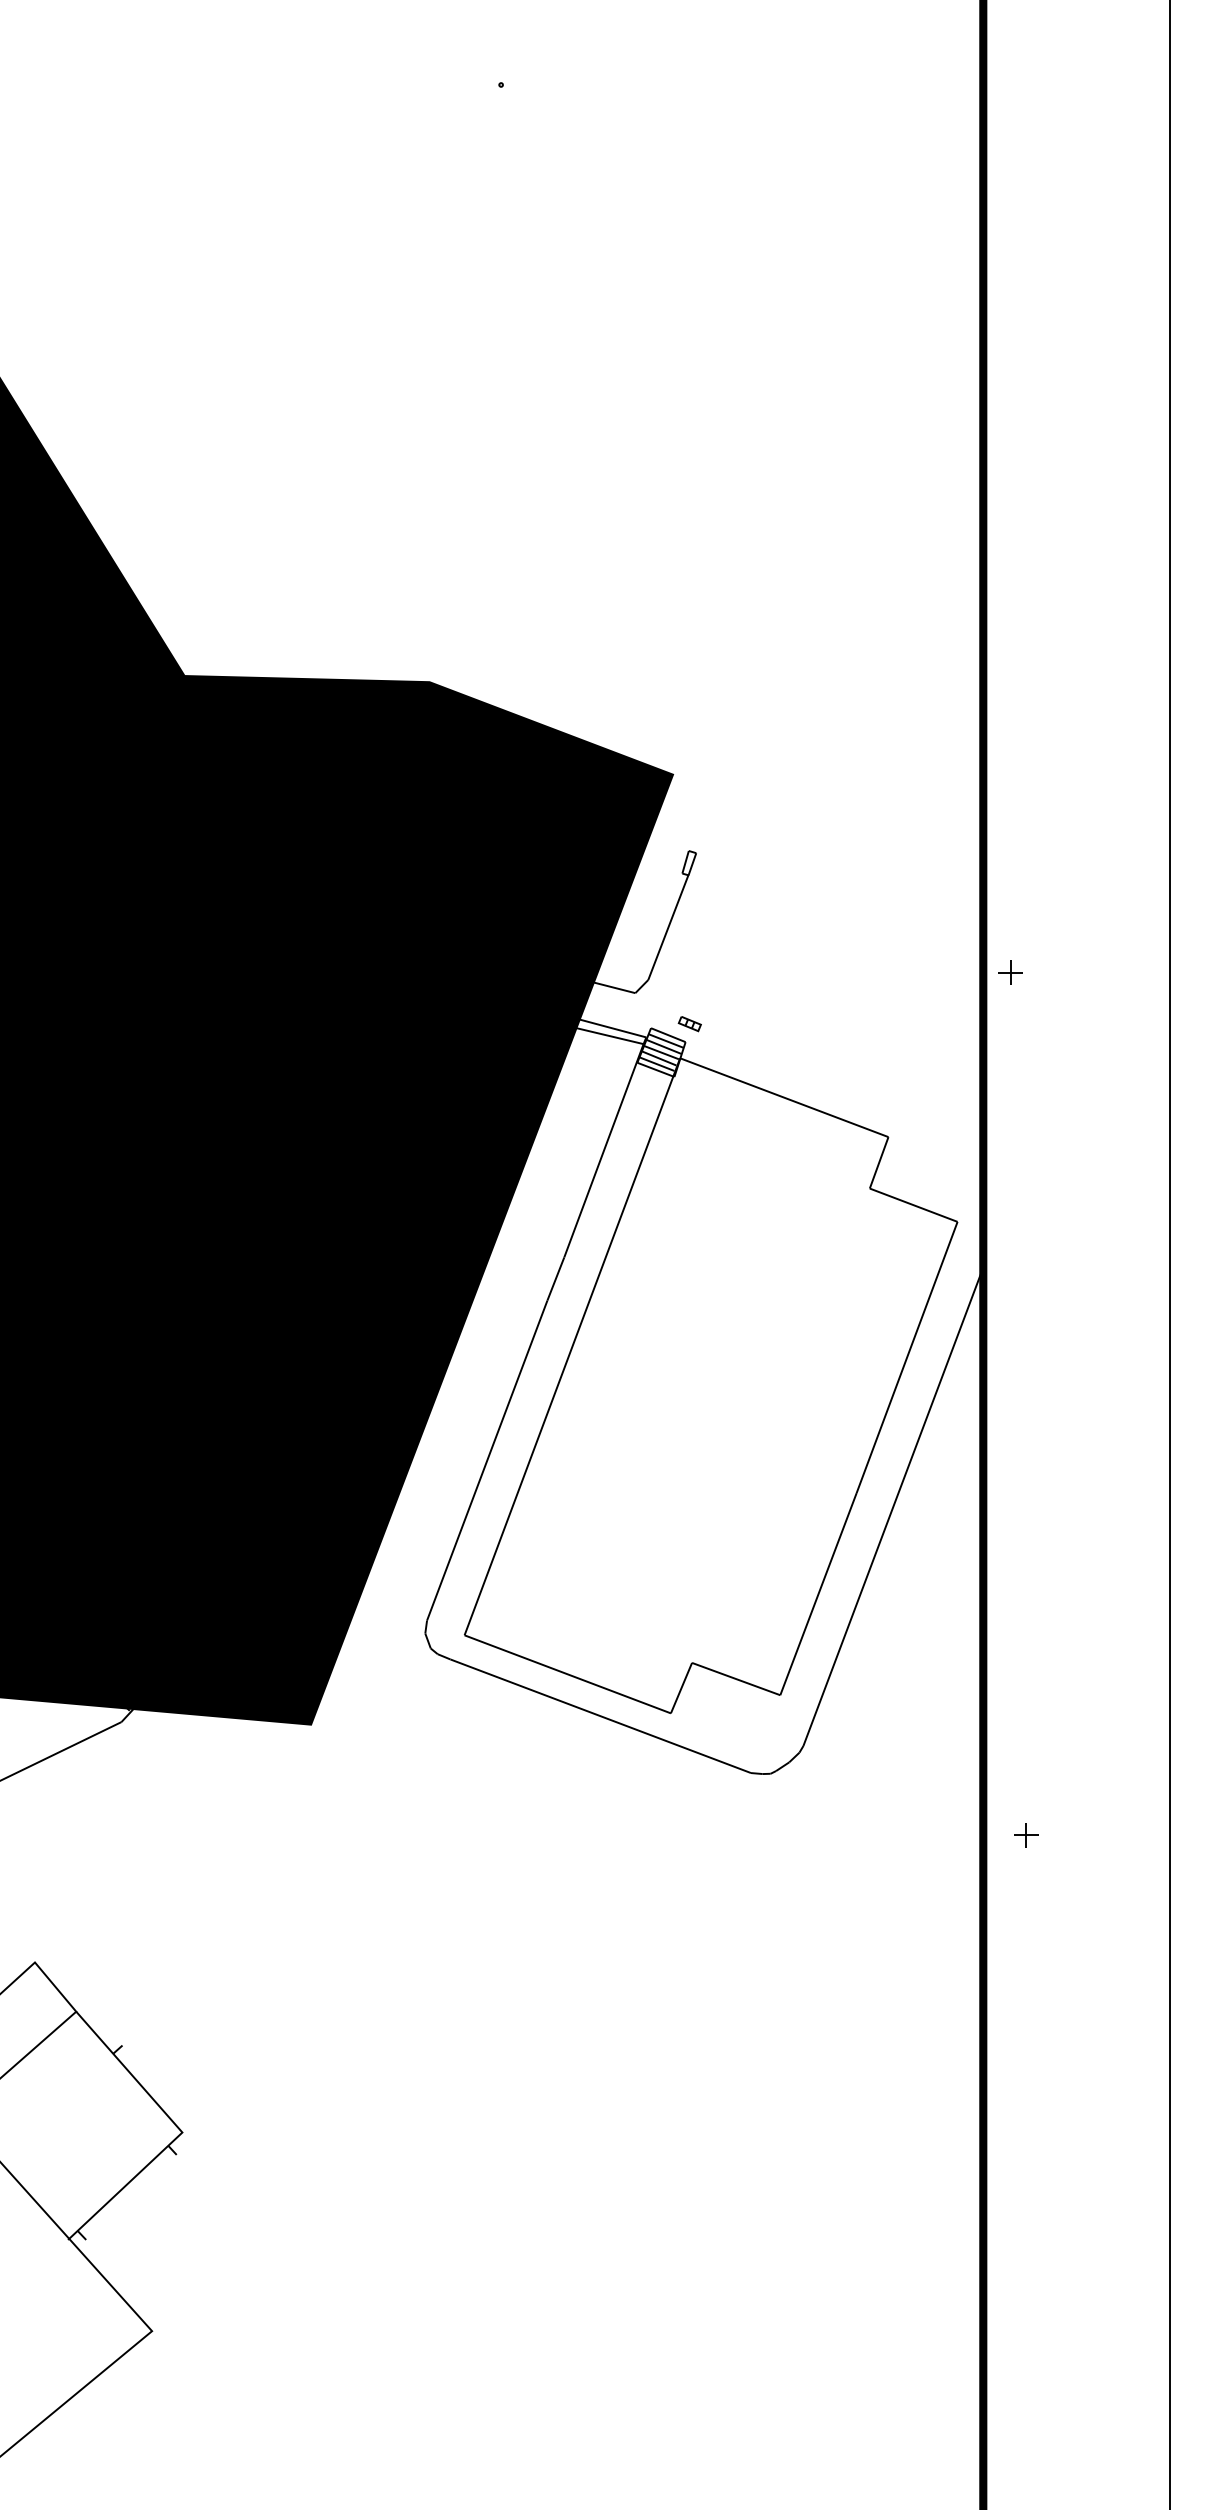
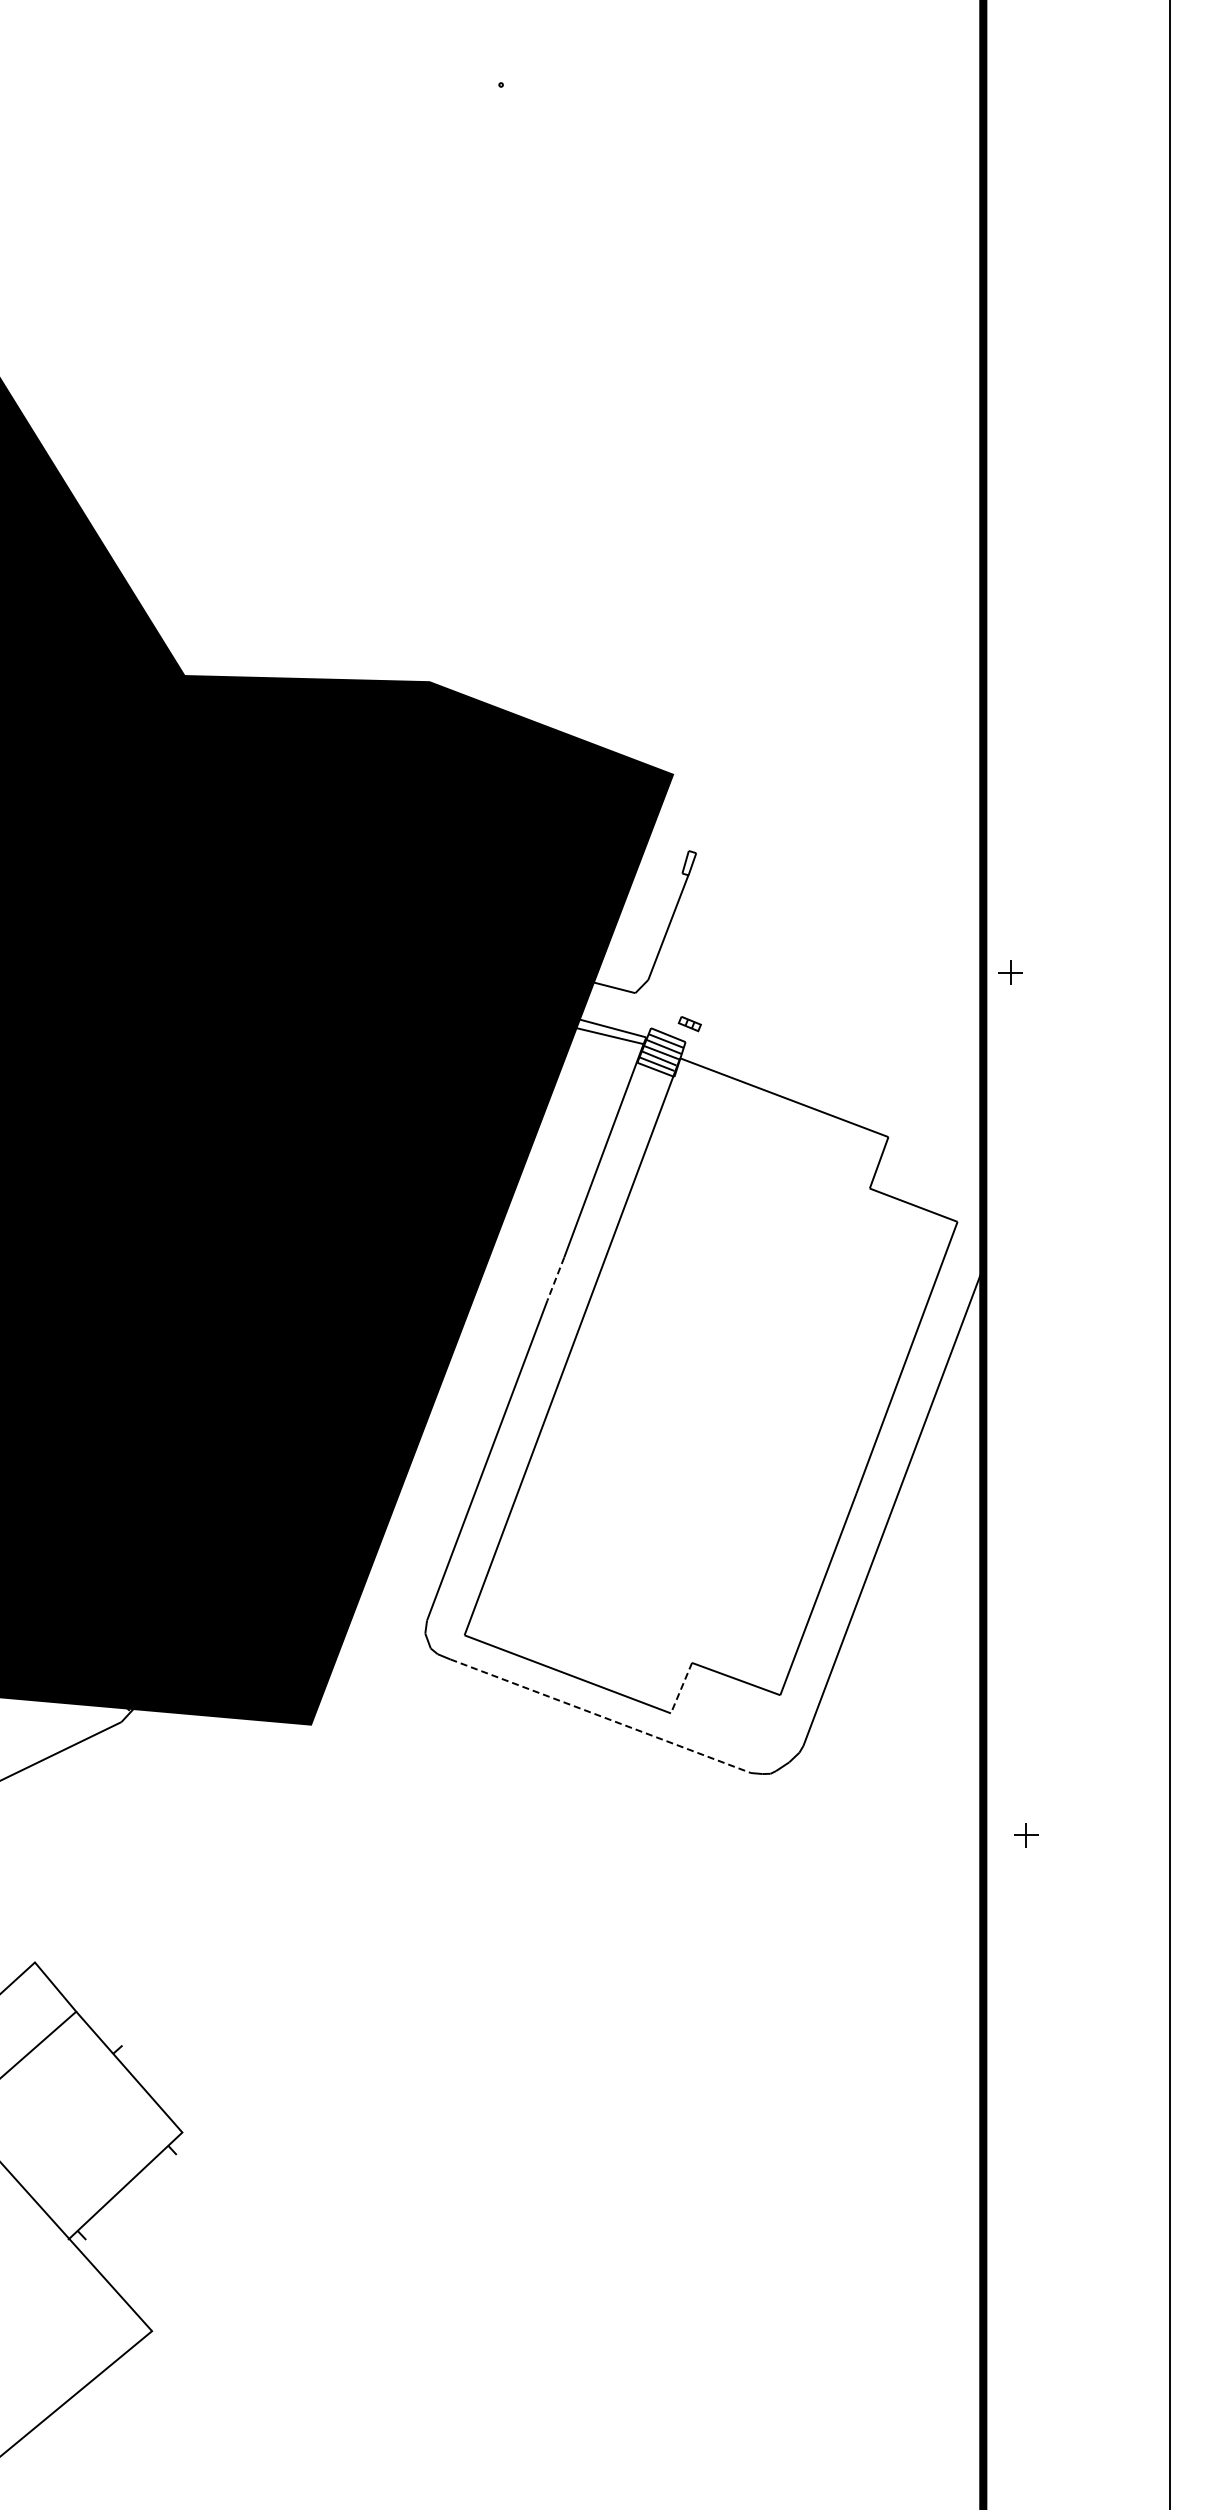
line: solid -> dashed (555, 1279)
line: solid -> dashed (681, 1688)
line: solid -> dashed (600, 1716)
